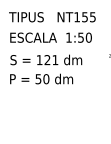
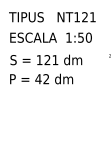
text: NT155 -> NT121 (88, 17)
text: 50 -> 42 (42, 79)
